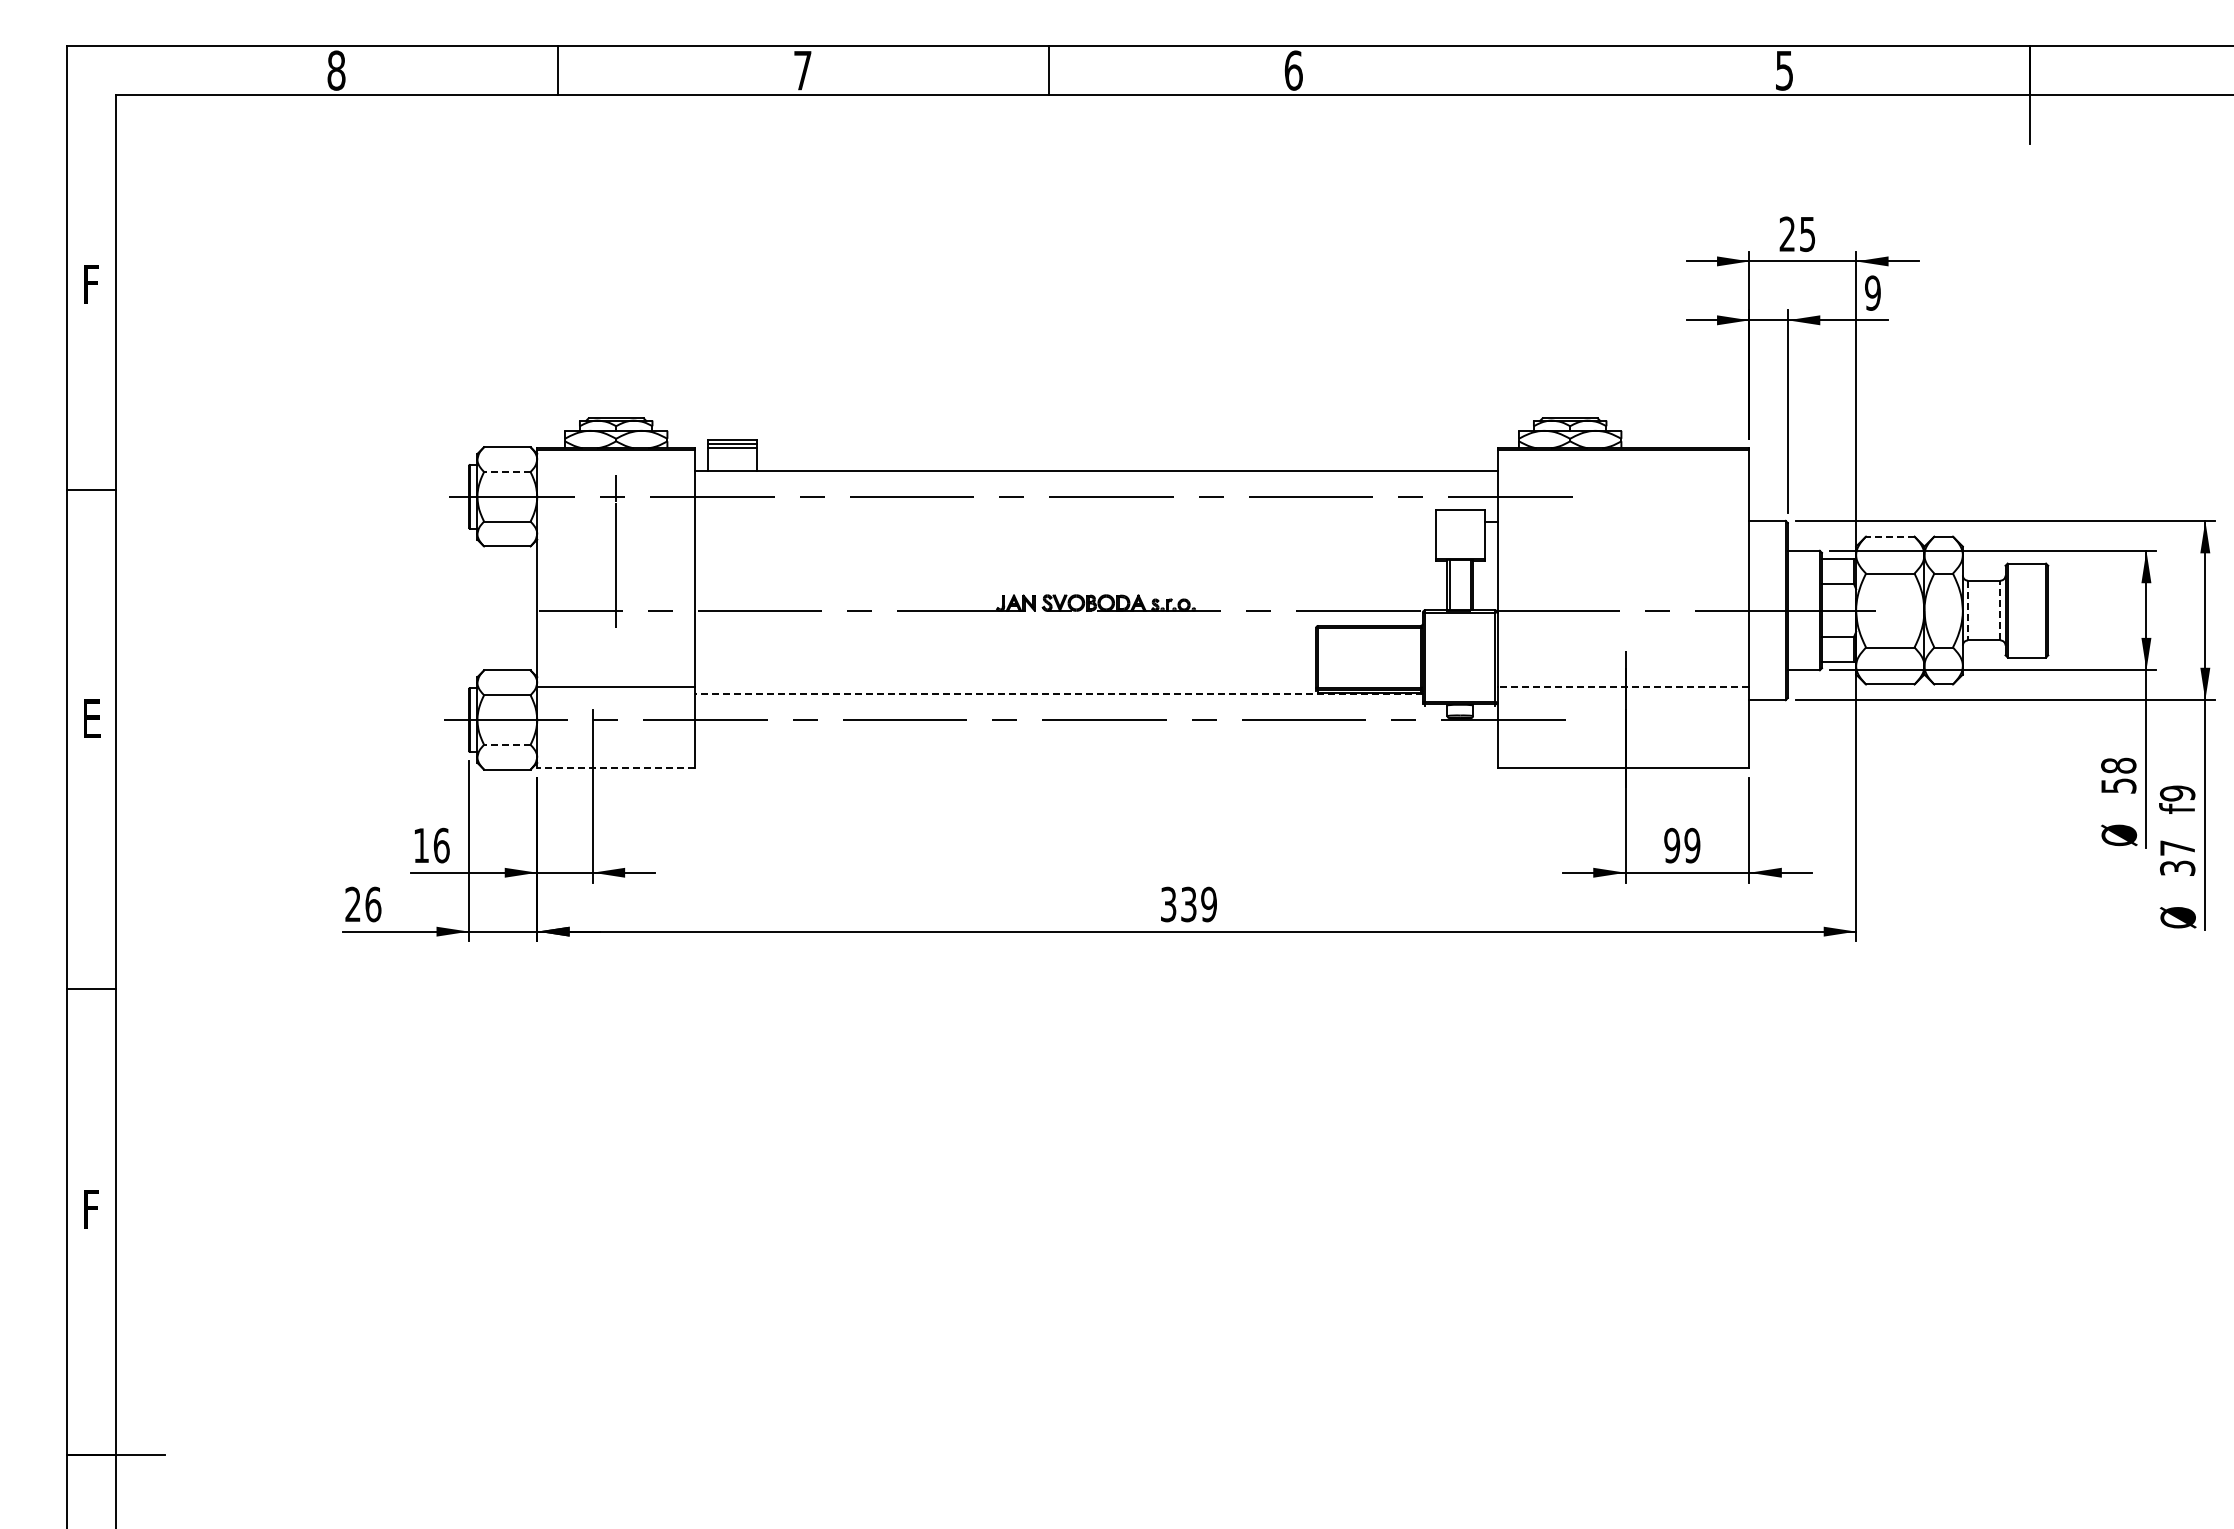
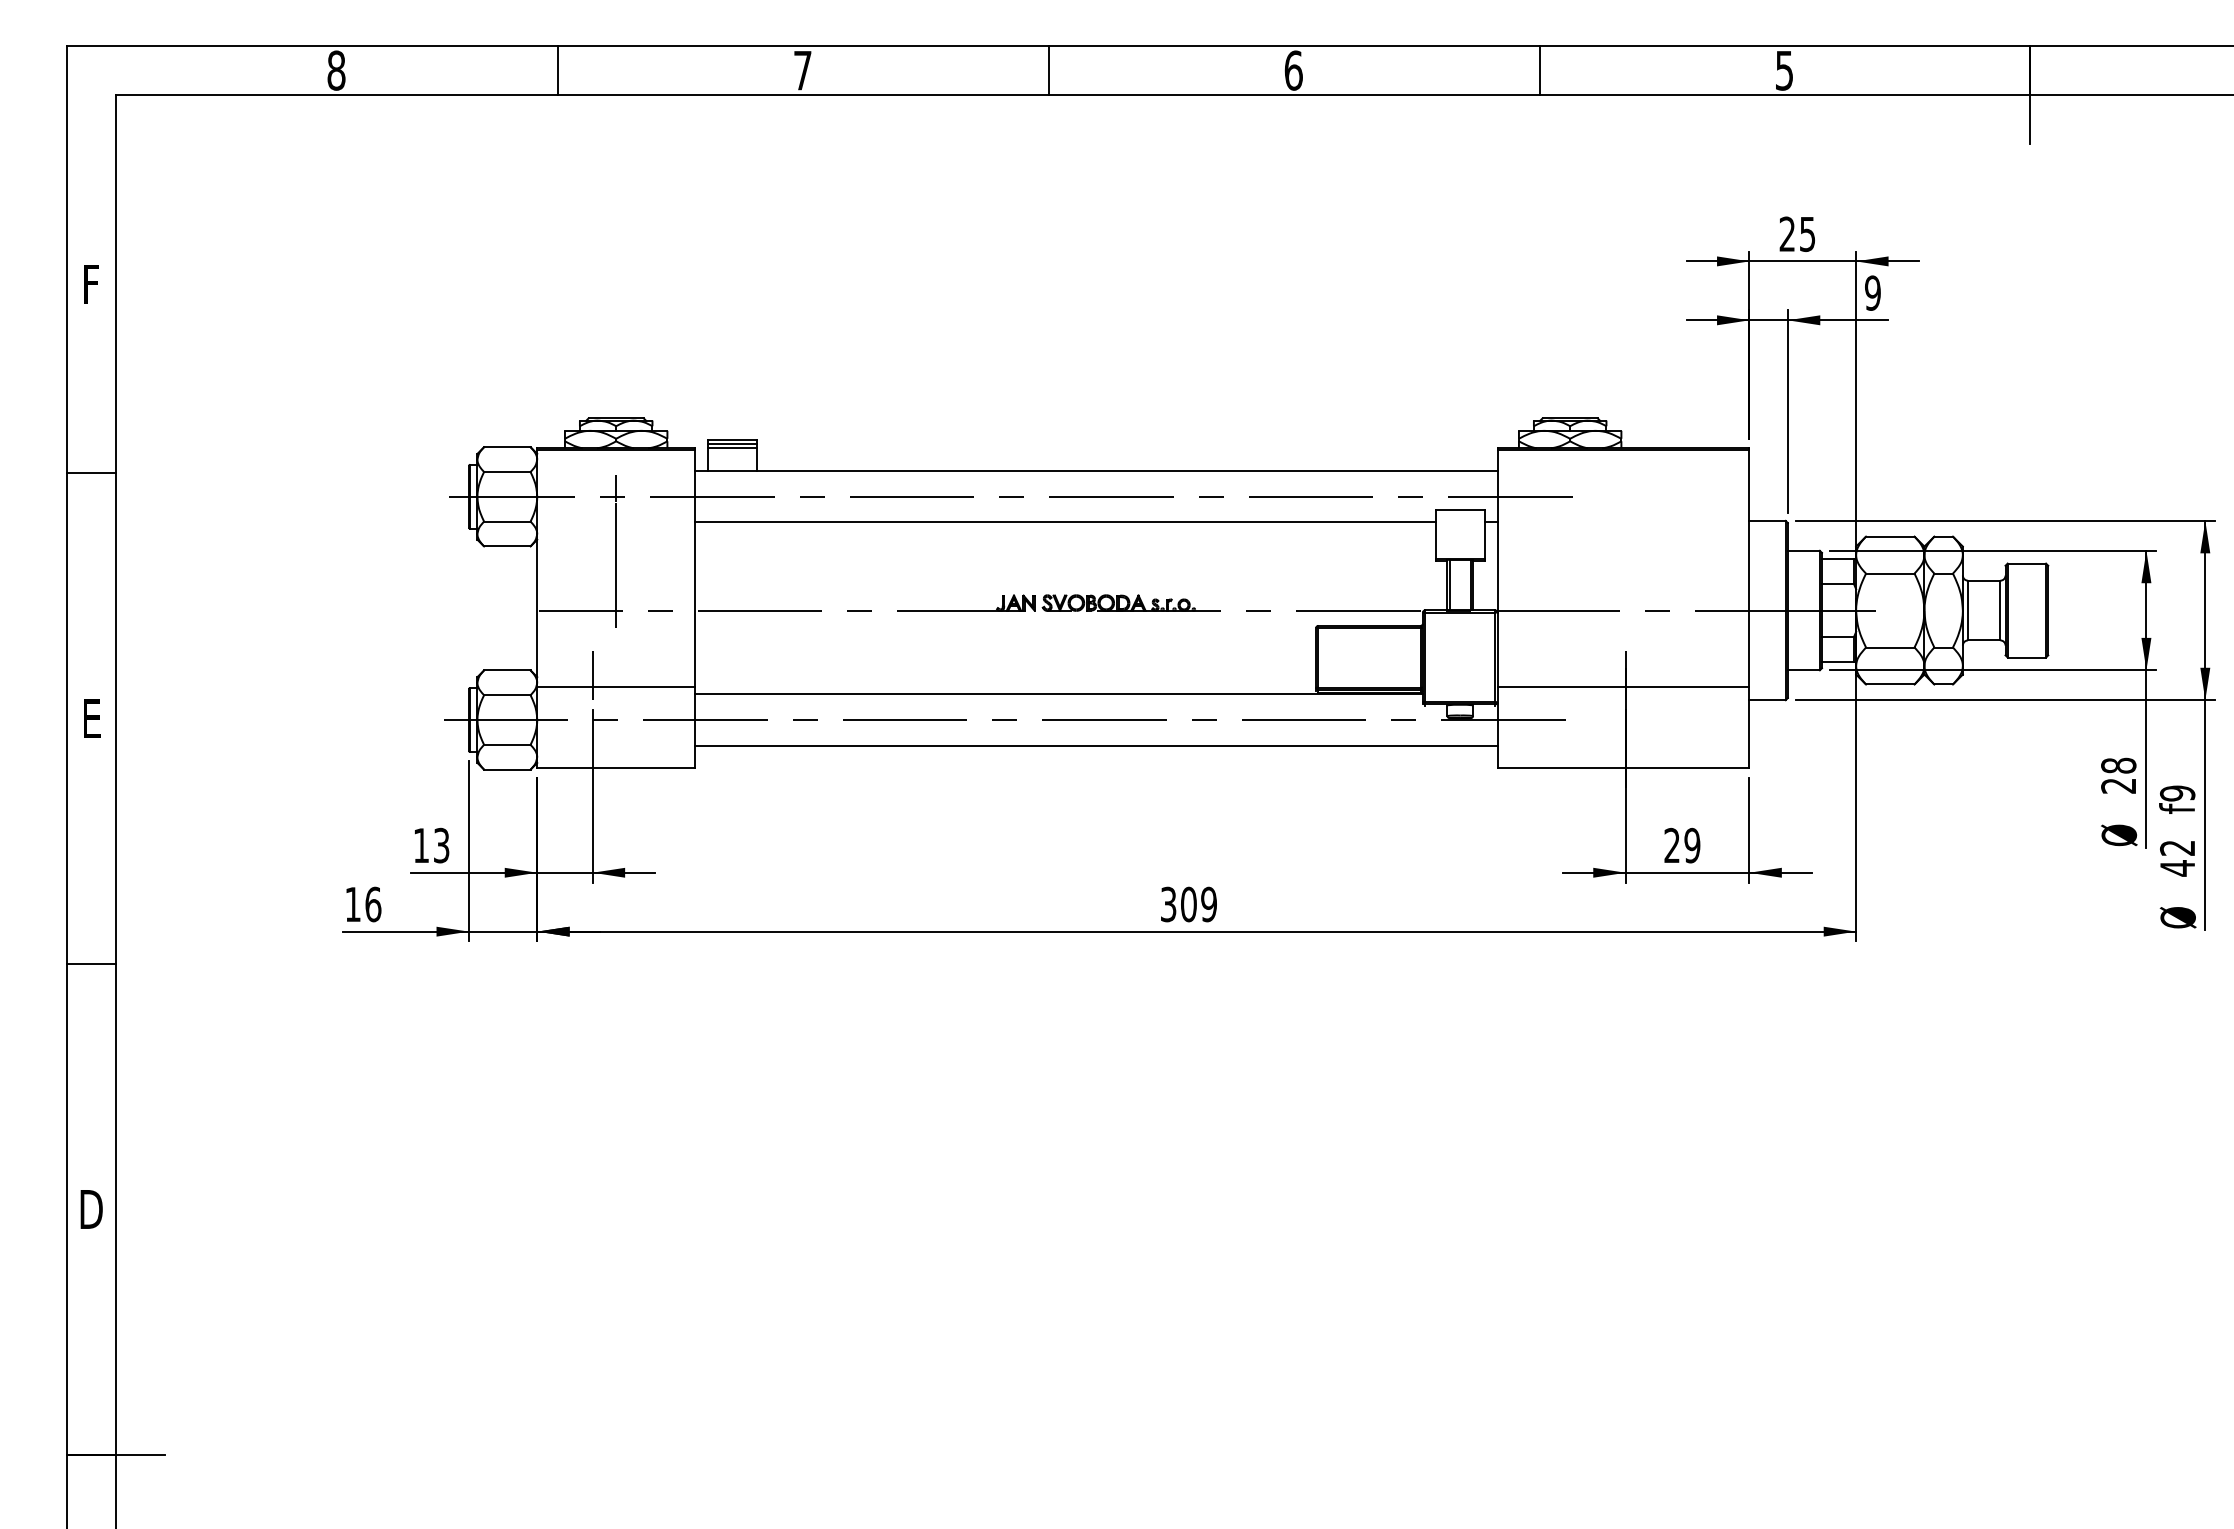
line: none -> present (1539, 70)
line: dashed -> solid (506, 472)
line position: (91, 490) -> (91, 473) (91, 473)
line: none -> present (1065, 522)
line: dashed -> solid (1889, 536)
line: dashed -> solid (1967, 610)
line: dashed -> solid (2000, 610)
line: none -> present (592, 675)
line: dashed -> solid (1623, 687)
line: dashed -> solid (1059, 694)
line: dashed -> solid (506, 744)
line: none -> present (1096, 745)
line: dashed -> solid (616, 768)
text: 58 -> 28 (2118, 785)
text: 16 -> 13 (441, 845)
text: 99 -> 29 (1672, 845)
text: 37 -> 42 (2177, 858)
text: 26 -> 16 (352, 903)
text: 339 -> 309 (1188, 904)
line position: (91, 988) -> (91, 963) (91, 963)
text: F -> D (91, 1209)
